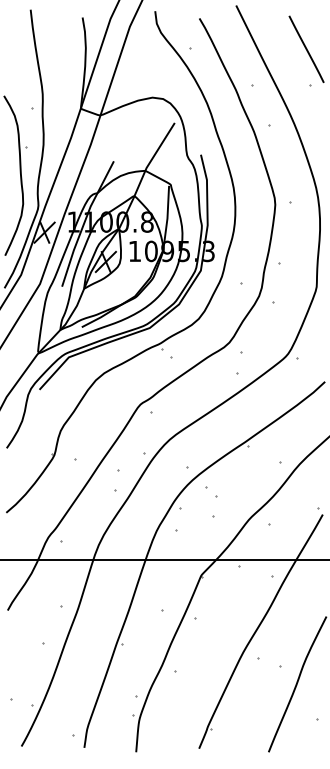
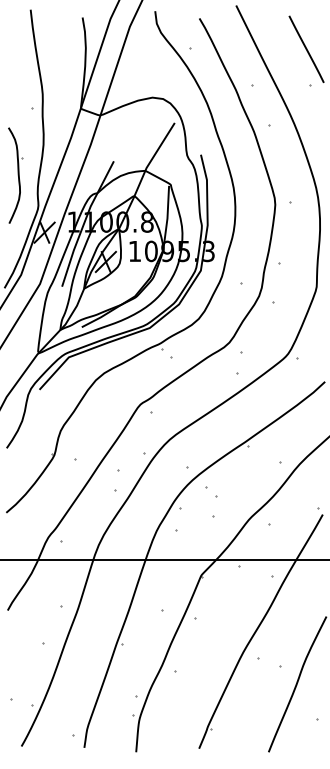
part size: 25x161 px -> 16x97 px (15, 175)
